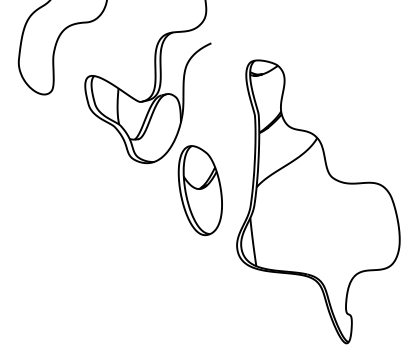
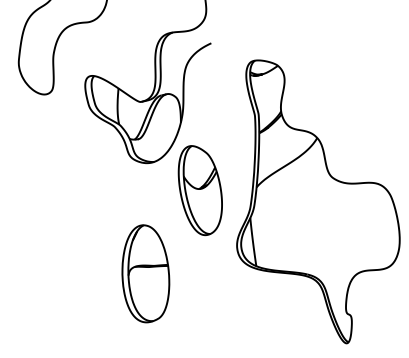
part: none -> present (145, 273)
